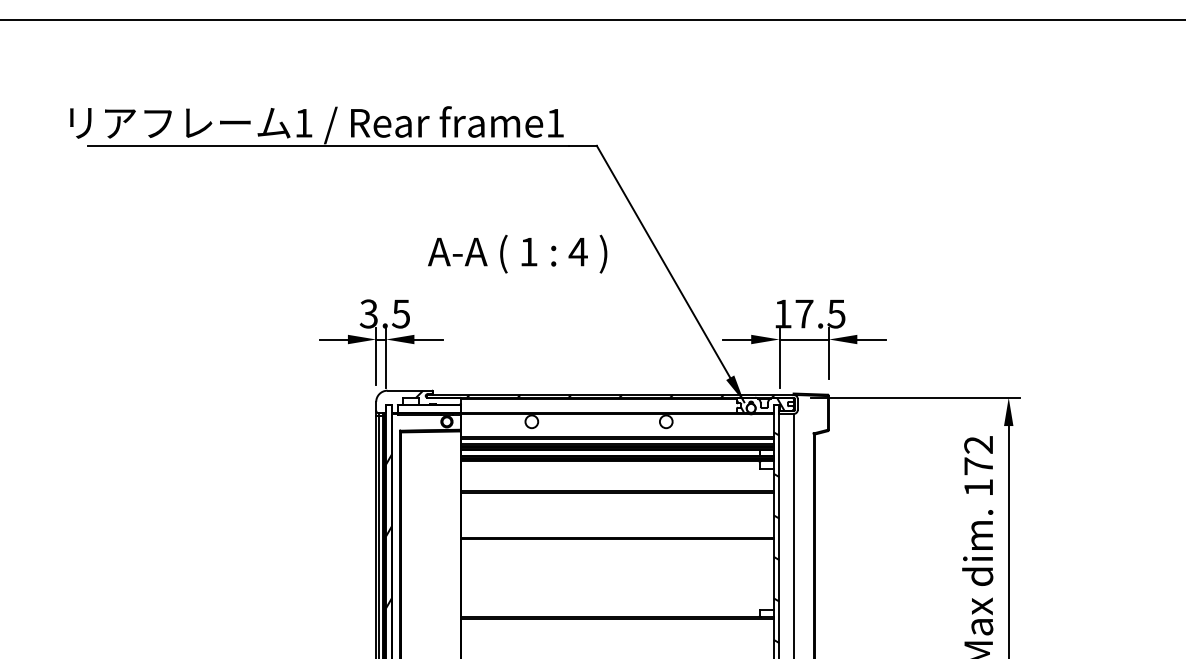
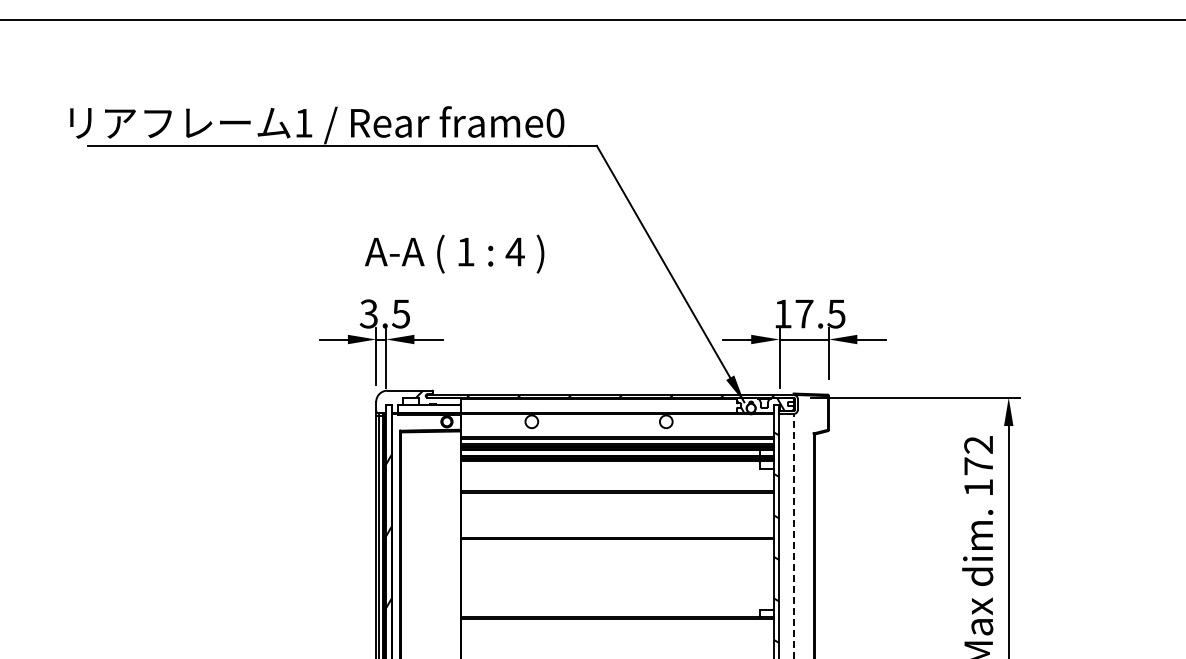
text: frame1 -> frame0 (555, 122)
text position: (517, 253) -> (454, 253) (454, 253)
line: solid -> dashed (793, 535)
